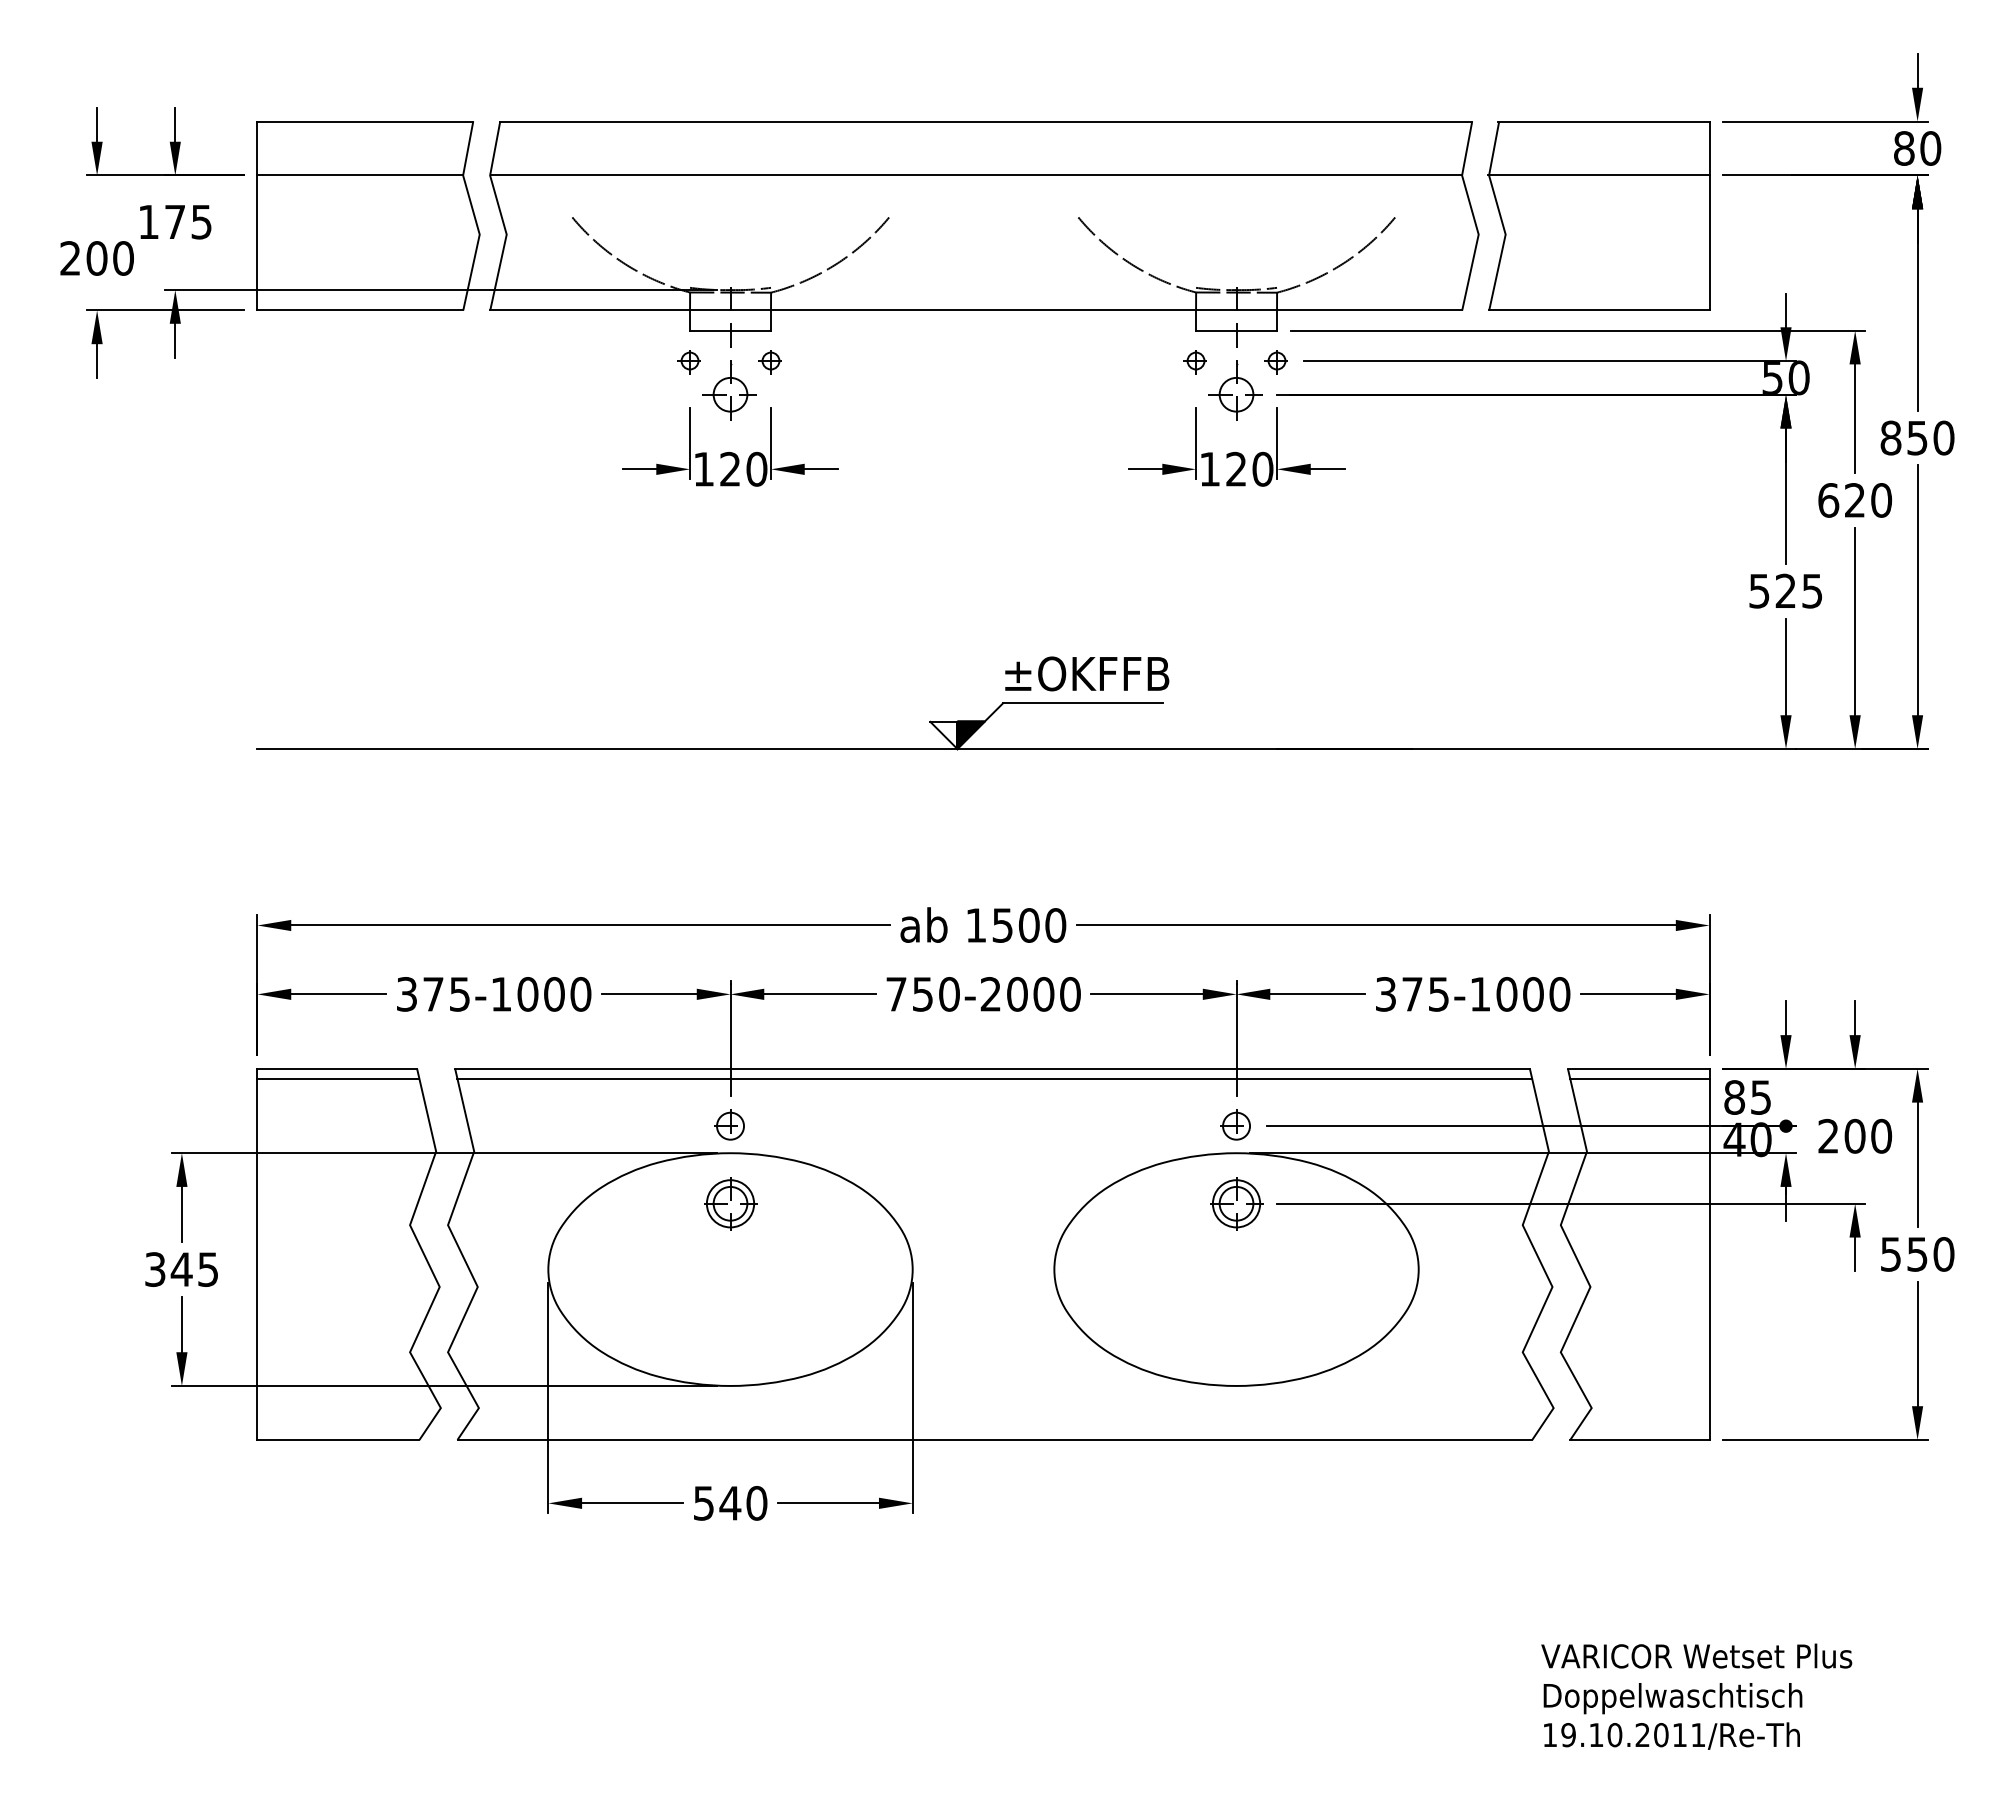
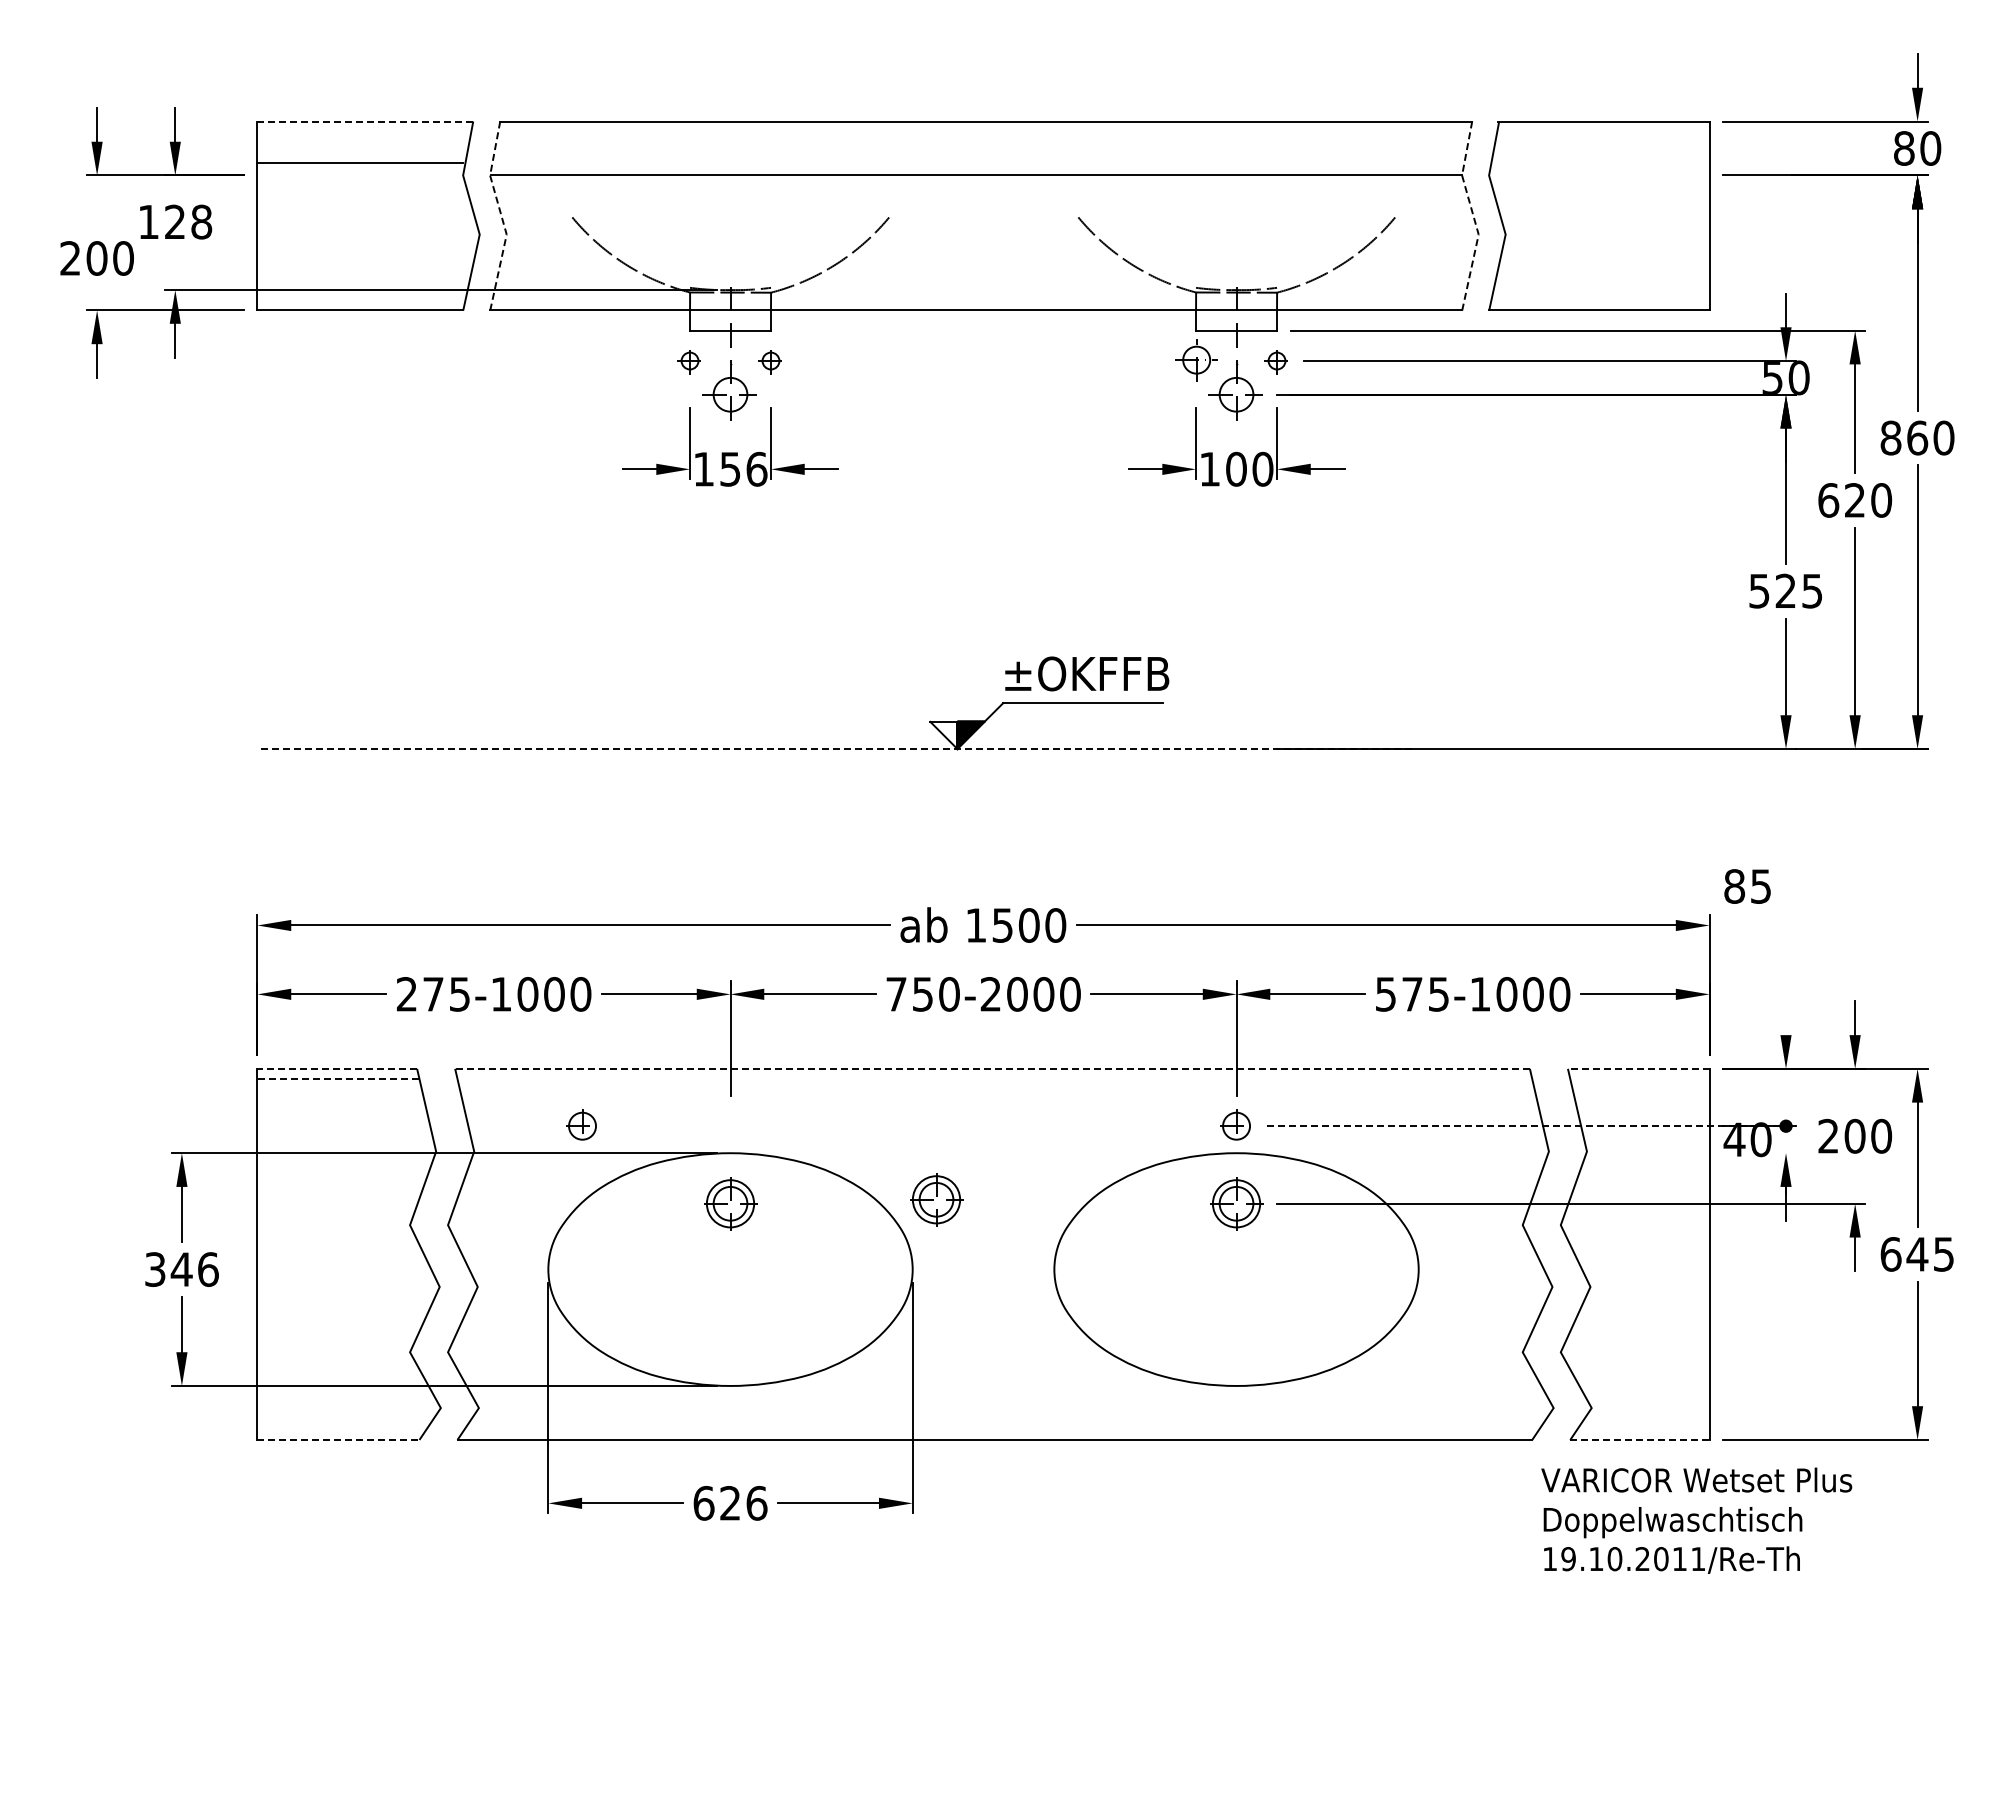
line: solid -> dashed (365, 121)
line position: (360, 175) -> (360, 163) (360, 163)
line: present -> none (1598, 175)
line: solid -> dashed (501, 216)
line: solid -> dashed (1473, 216)
text: 175 -> 128 (188, 221)
part size: 24x25 px -> 43x43 px (1196, 360)
text: 850 -> 860 (1917, 437)
text: 120 -> 156 (743, 468)
text: 120 -> 100 (1236, 468)
line: solid -> dashed (834, 748)
text: 375-1000 -> 275-1000 (406, 994)
text: 375-1000 -> 575-1000 (1385, 994)
line: present -> none (1786, 1018)
line: solid -> dashed (337, 1068)
line: solid -> dashed (992, 1068)
line: solid -> dashed (1638, 1068)
line: solid -> dashed (338, 1078)
line: present -> none (994, 1078)
line: present -> none (1639, 1078)
text position: (1747, 1097) -> (1747, 886) (1747, 886)
part position: (729, 1124) -> (581, 1124) (581, 1124)
line: solid -> dashed (1531, 1126)
line: present -> none (1523, 1153)
part: none -> present (936, 1199)
text: 550 -> 645 (1917, 1254)
text: 345 -> 346 (208, 1269)
line: solid -> dashed (338, 1439)
line: solid -> dashed (1639, 1439)
text: 540 -> 626 (730, 1503)
text position: (1696, 1696) -> (1696, 1520) (1696, 1520)
